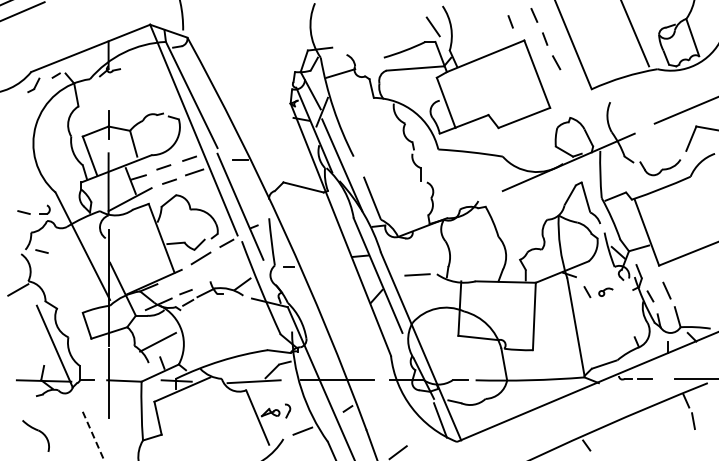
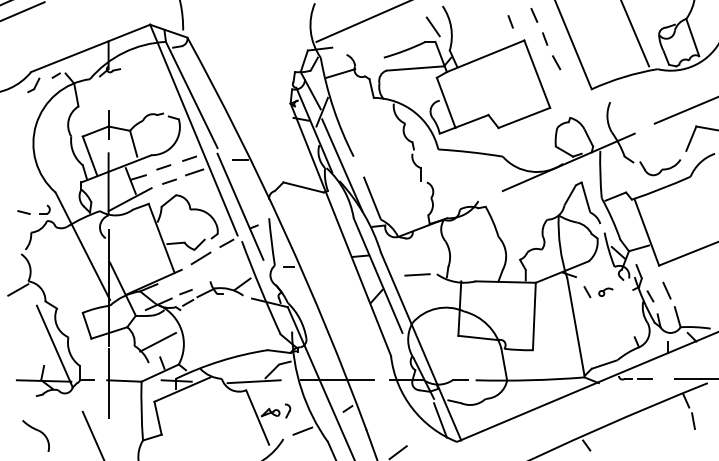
line: none -> present (361, 21)
line: present -> none (41, 251)
line: dashed -> solid (93, 436)
